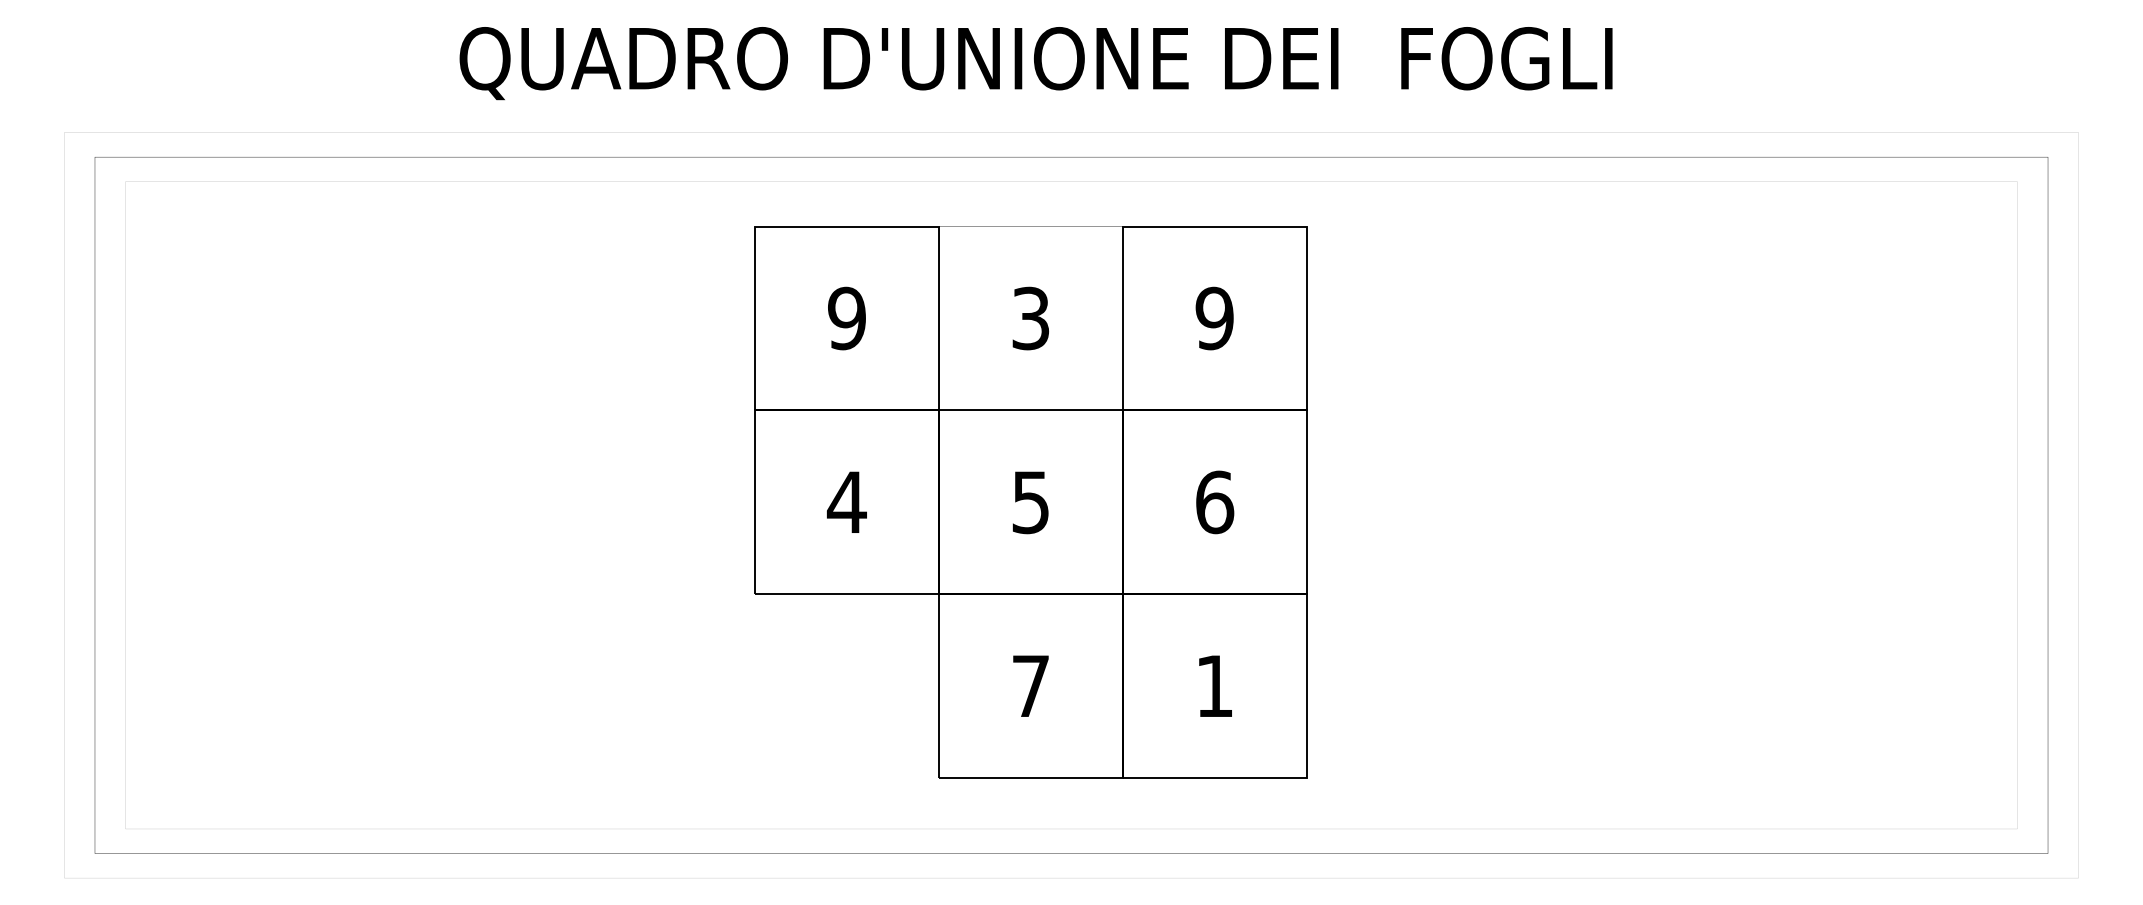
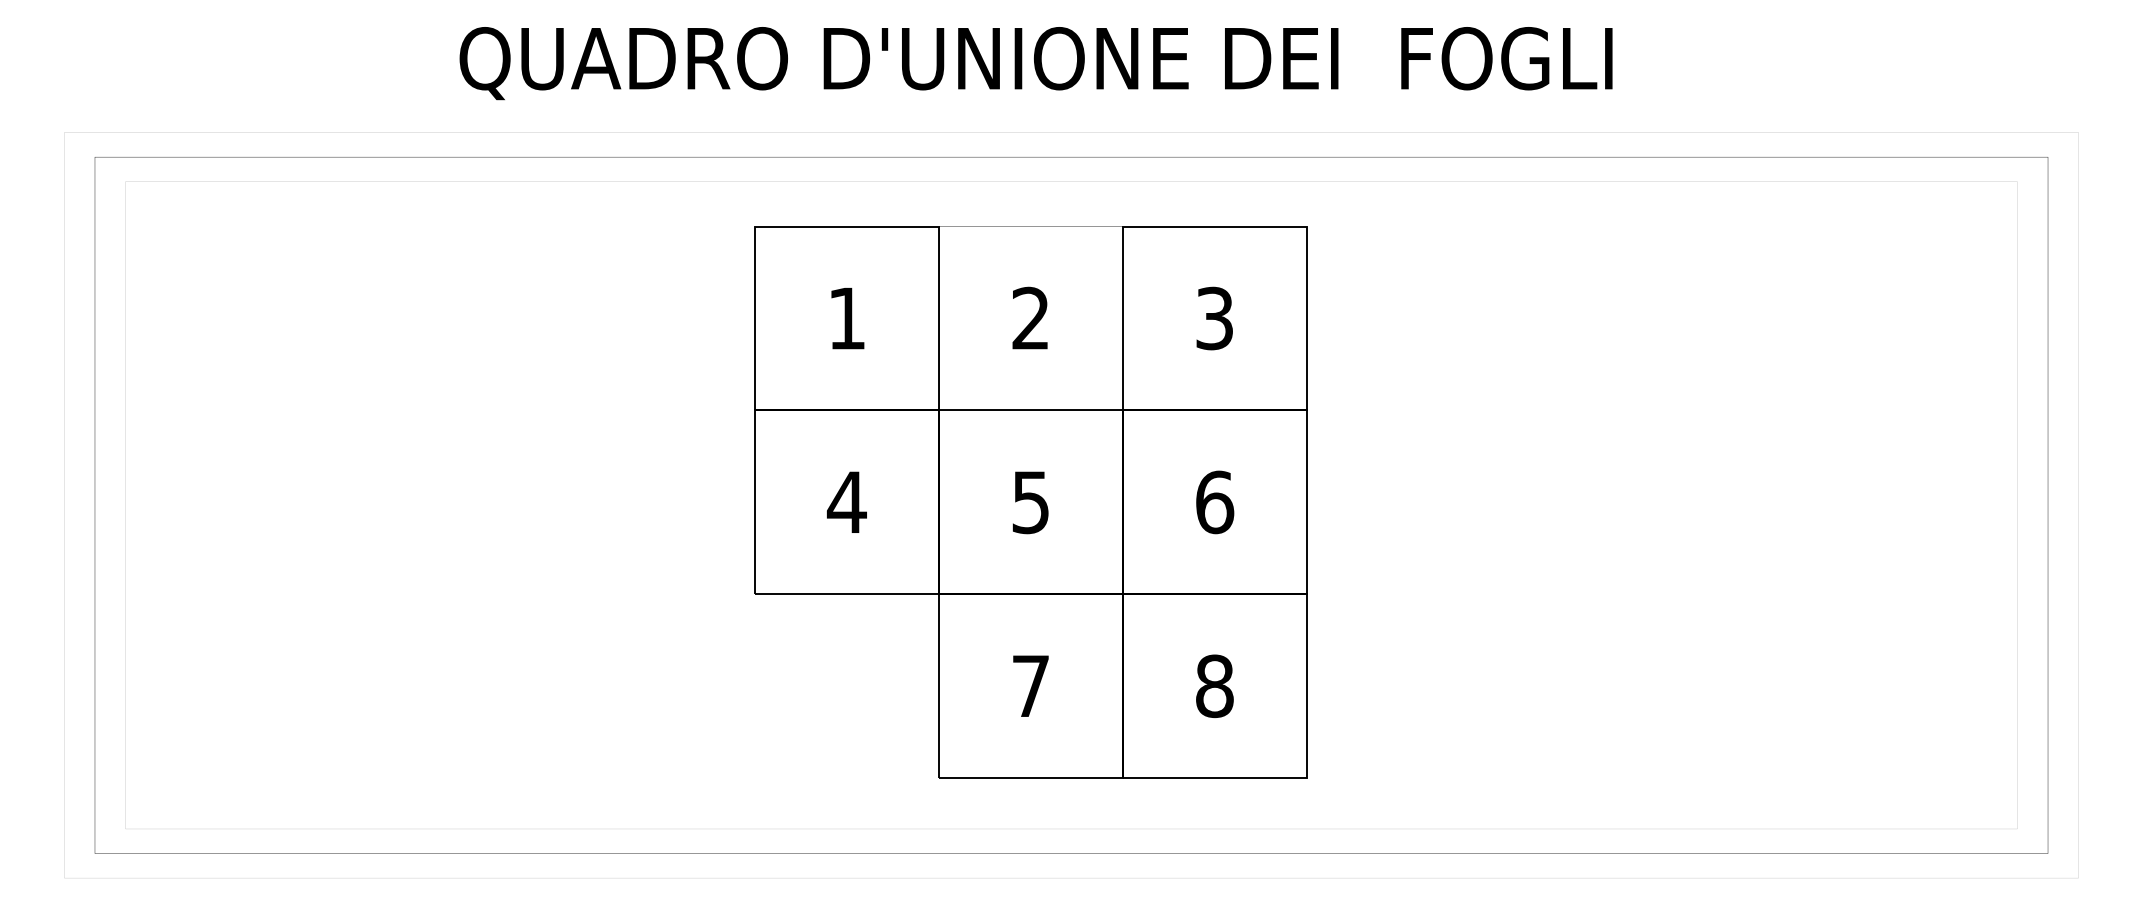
text: 9 -> 1 (846, 318)
text: 3 -> 2 (1030, 318)
text: 9 -> 3 (1214, 318)
text: 1 -> 8 (1214, 686)
